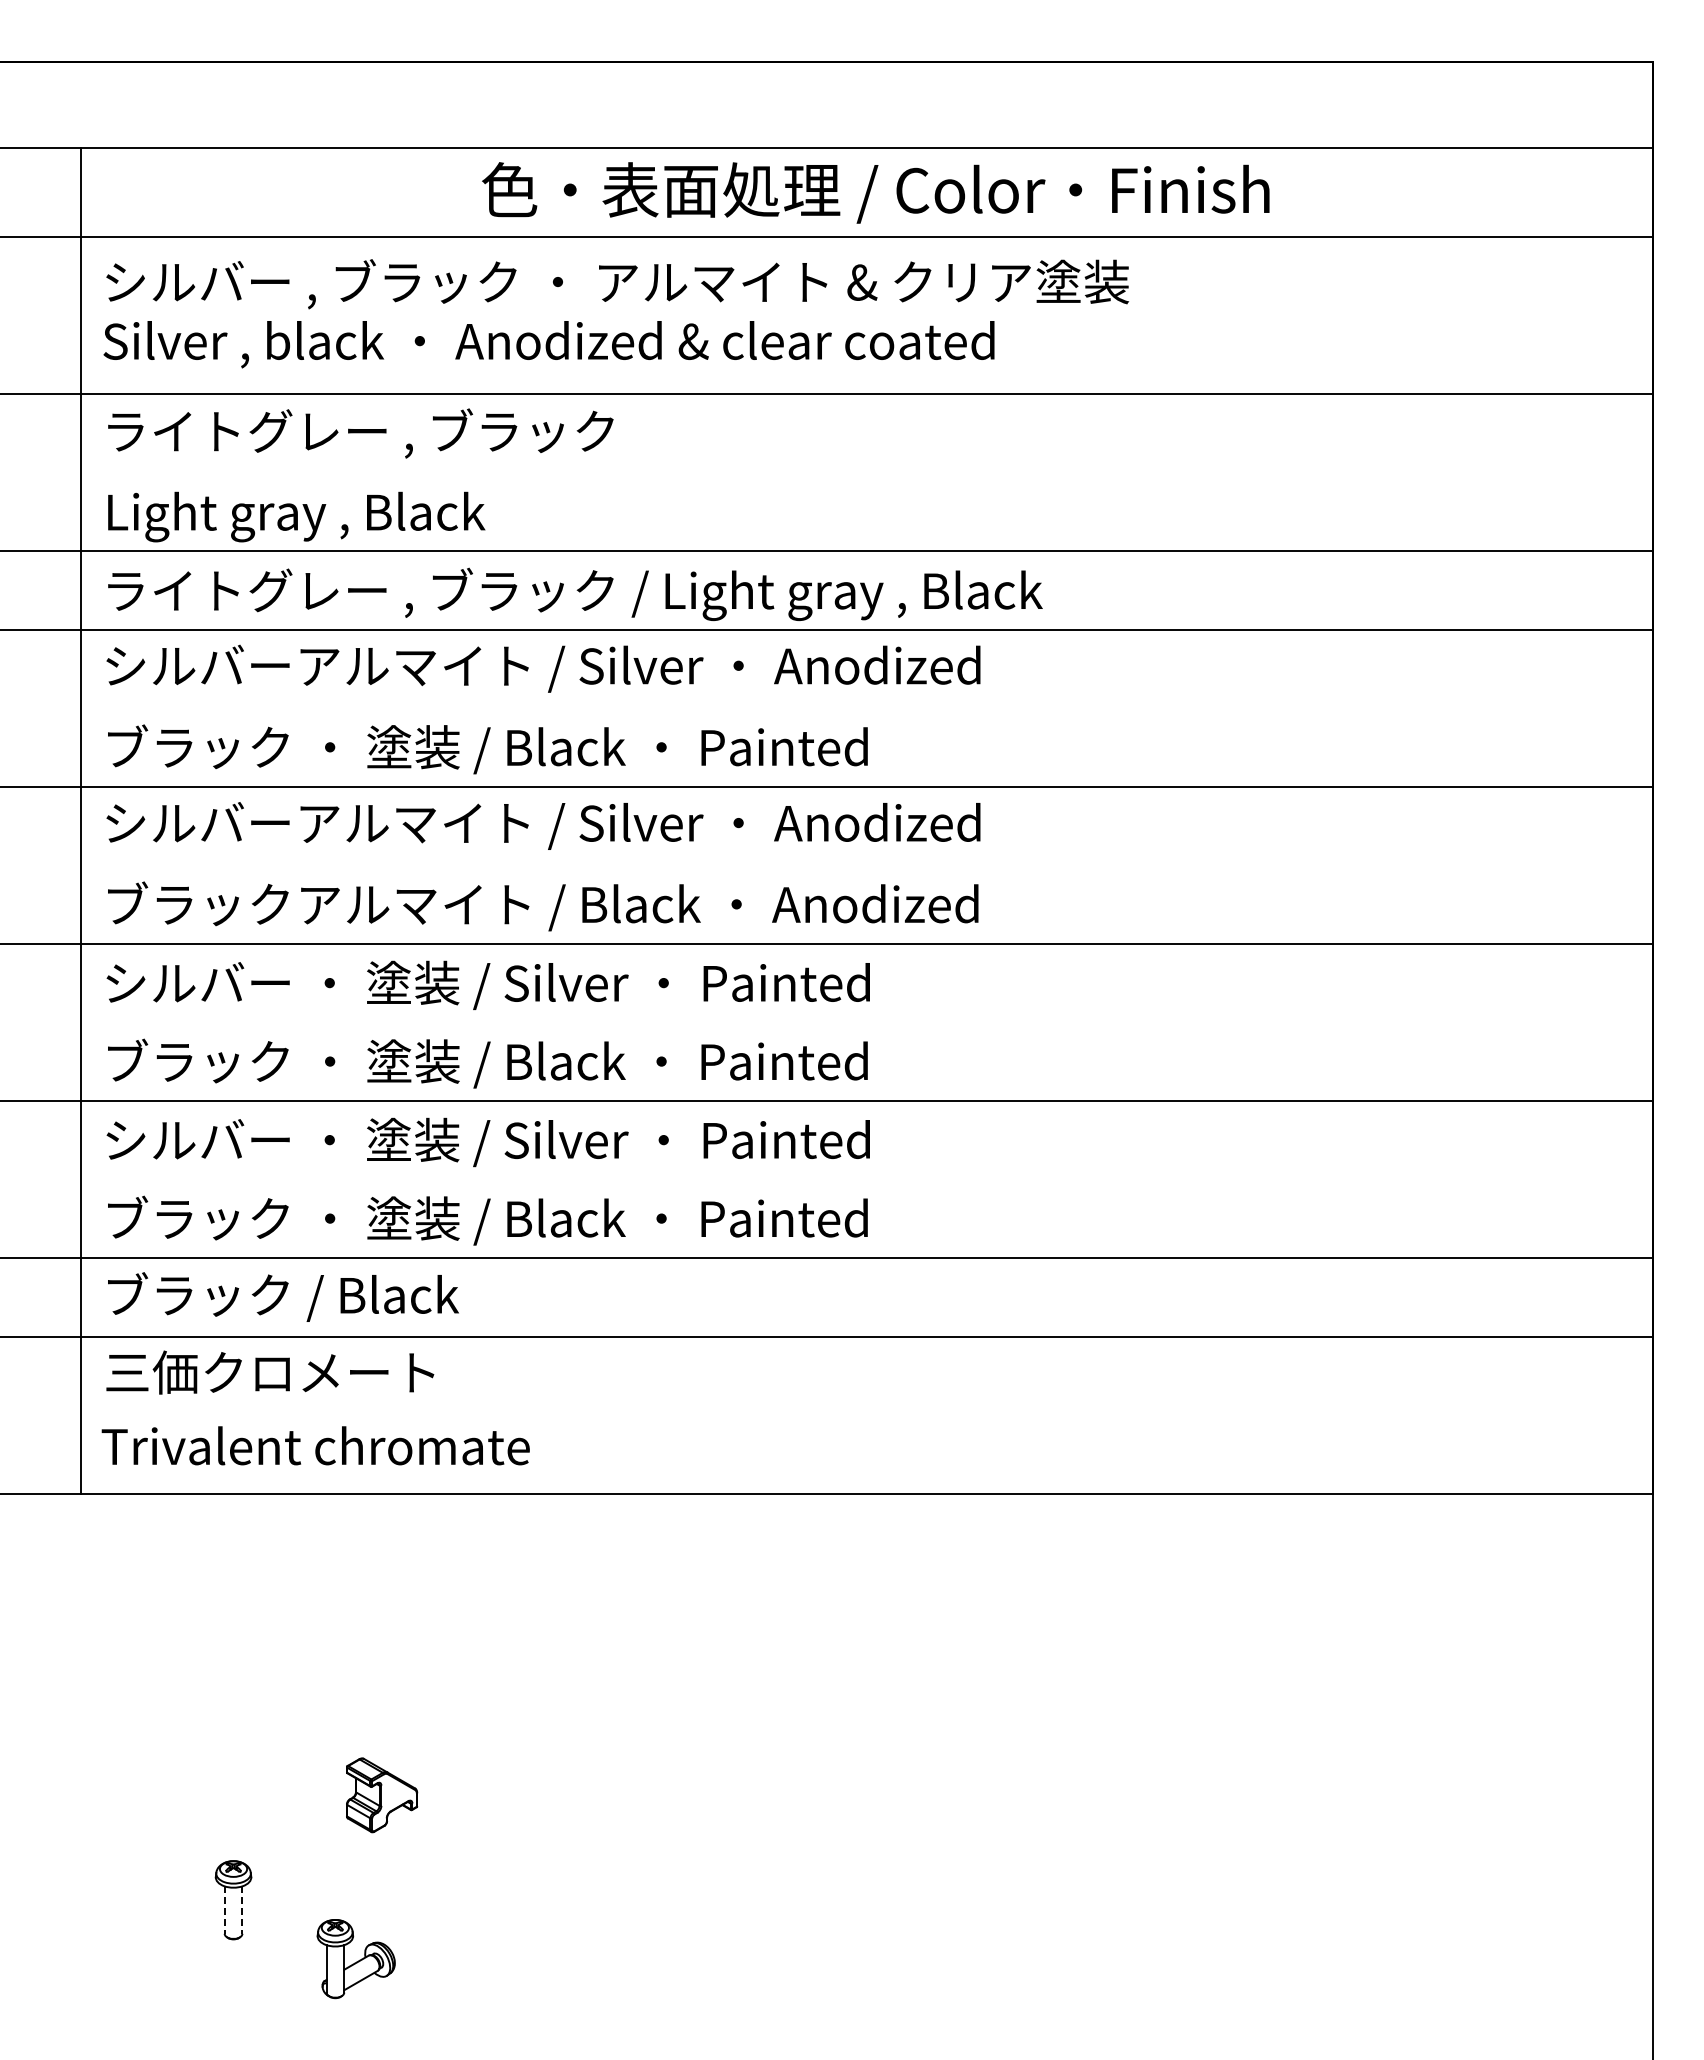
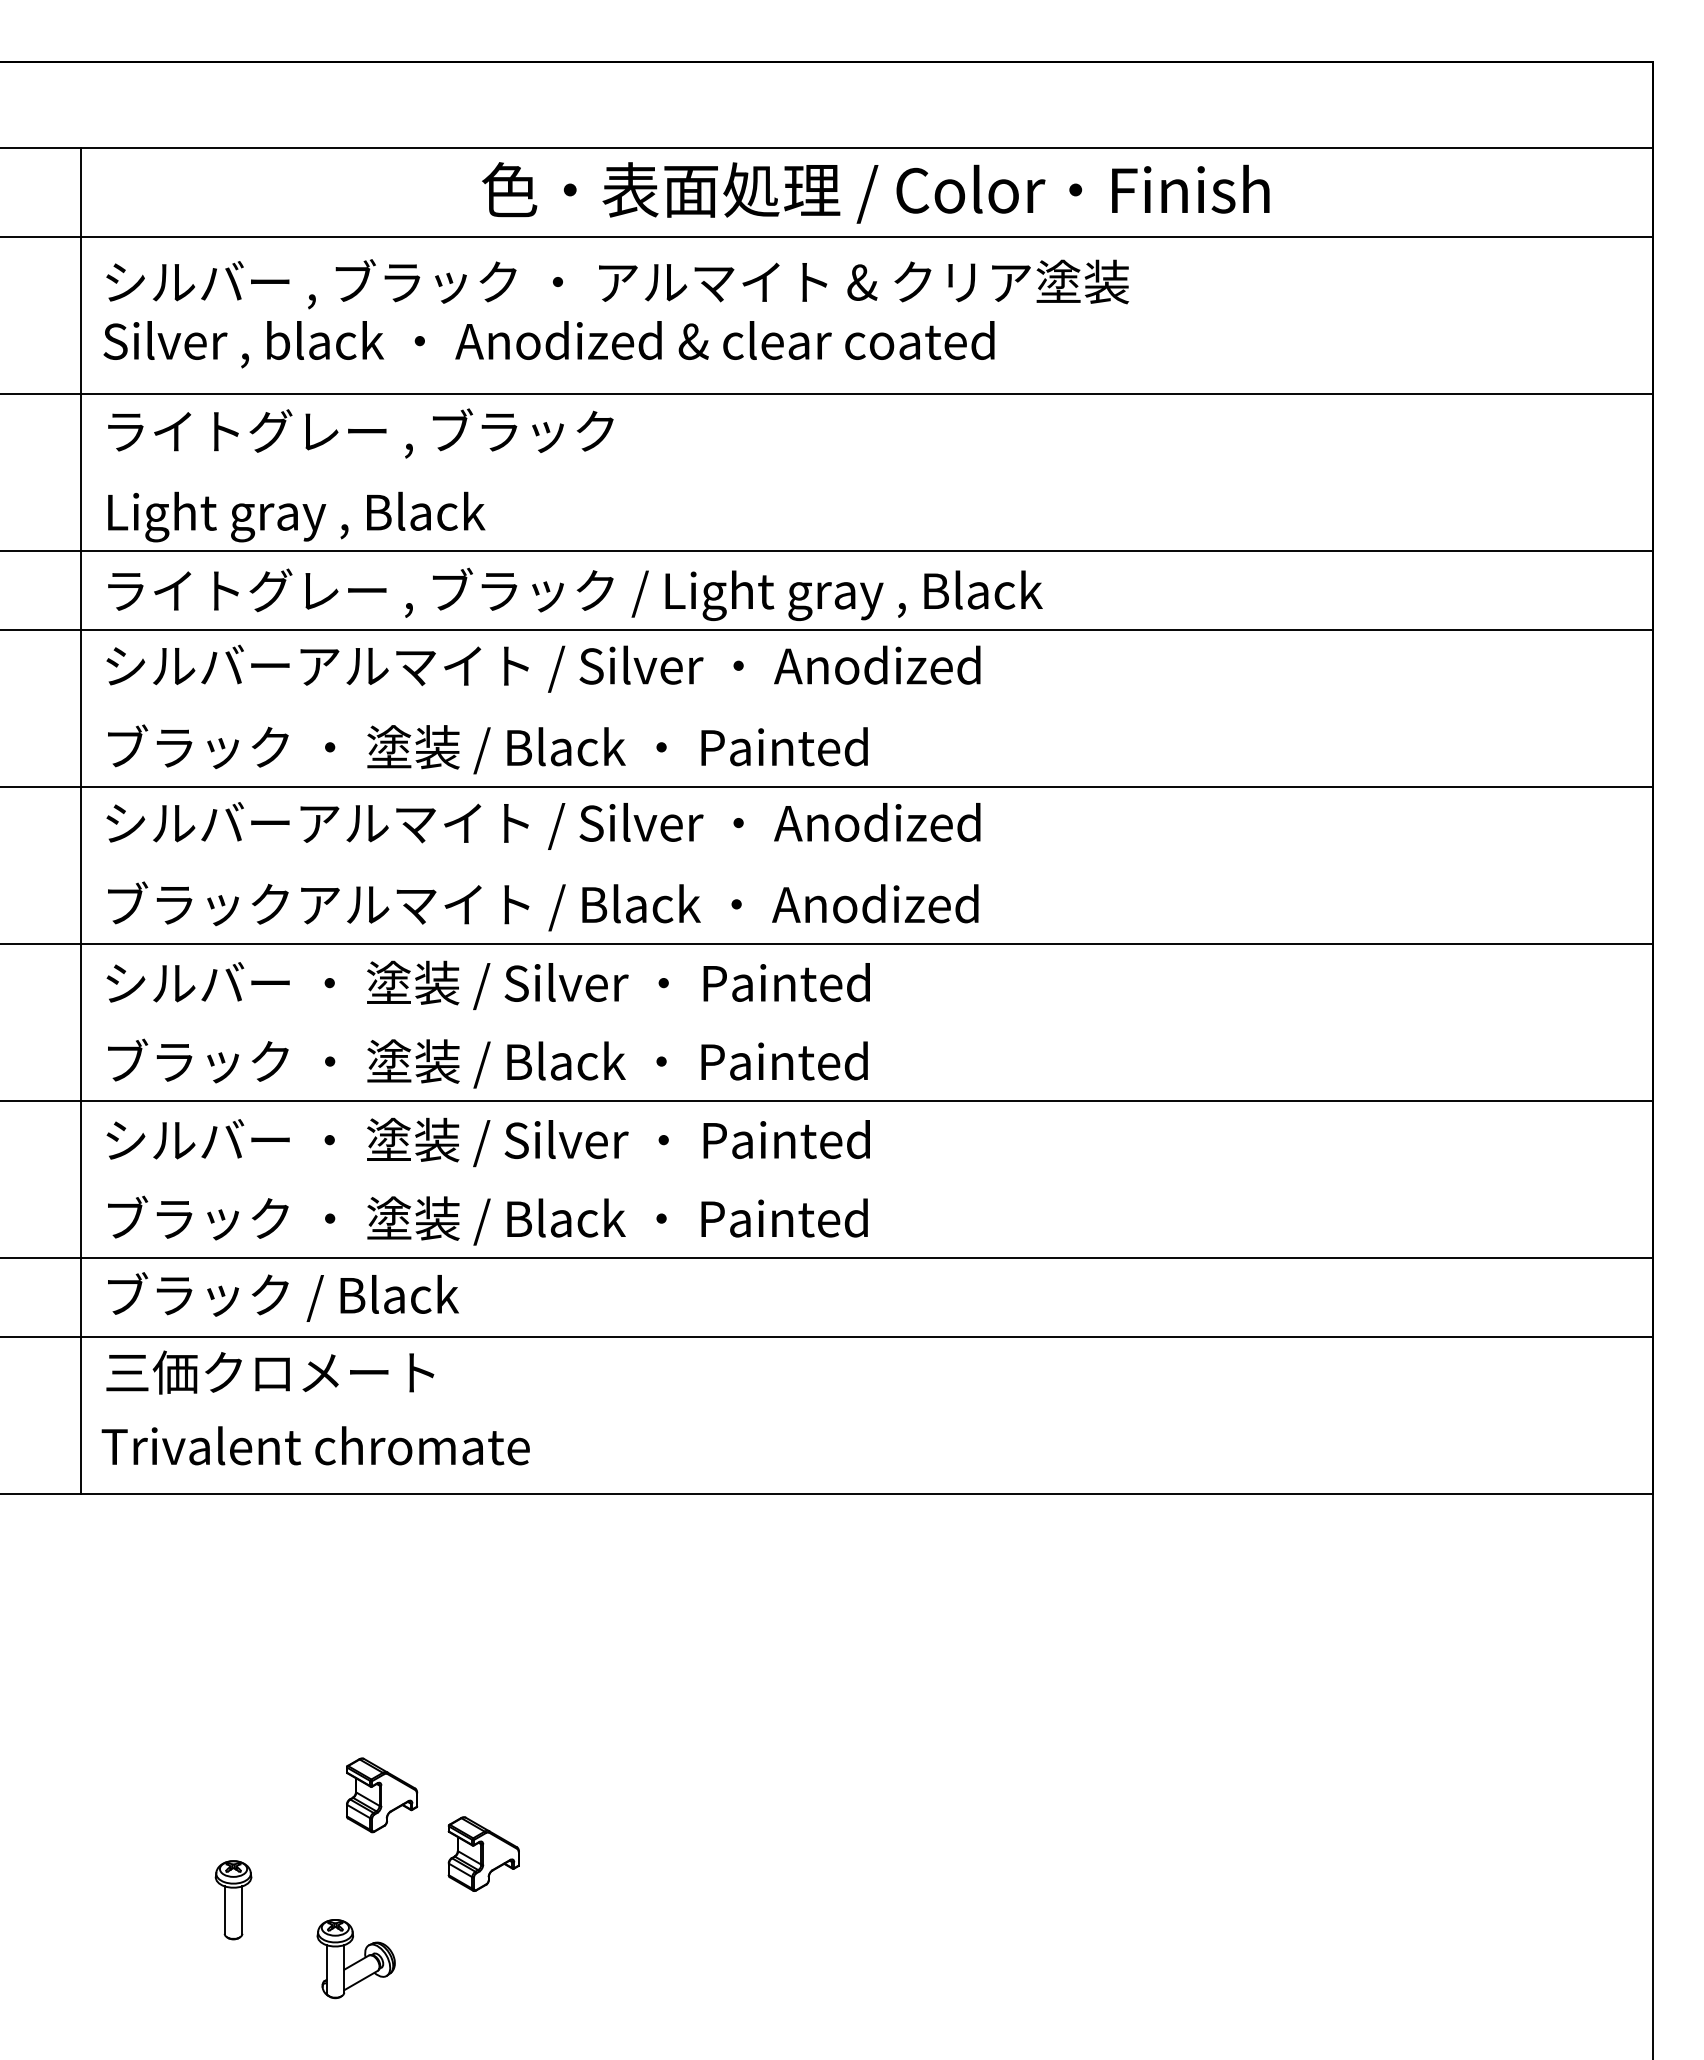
part: none -> present (483, 1853)
line: dashed -> solid (224, 1910)
line: dashed -> solid (242, 1910)
